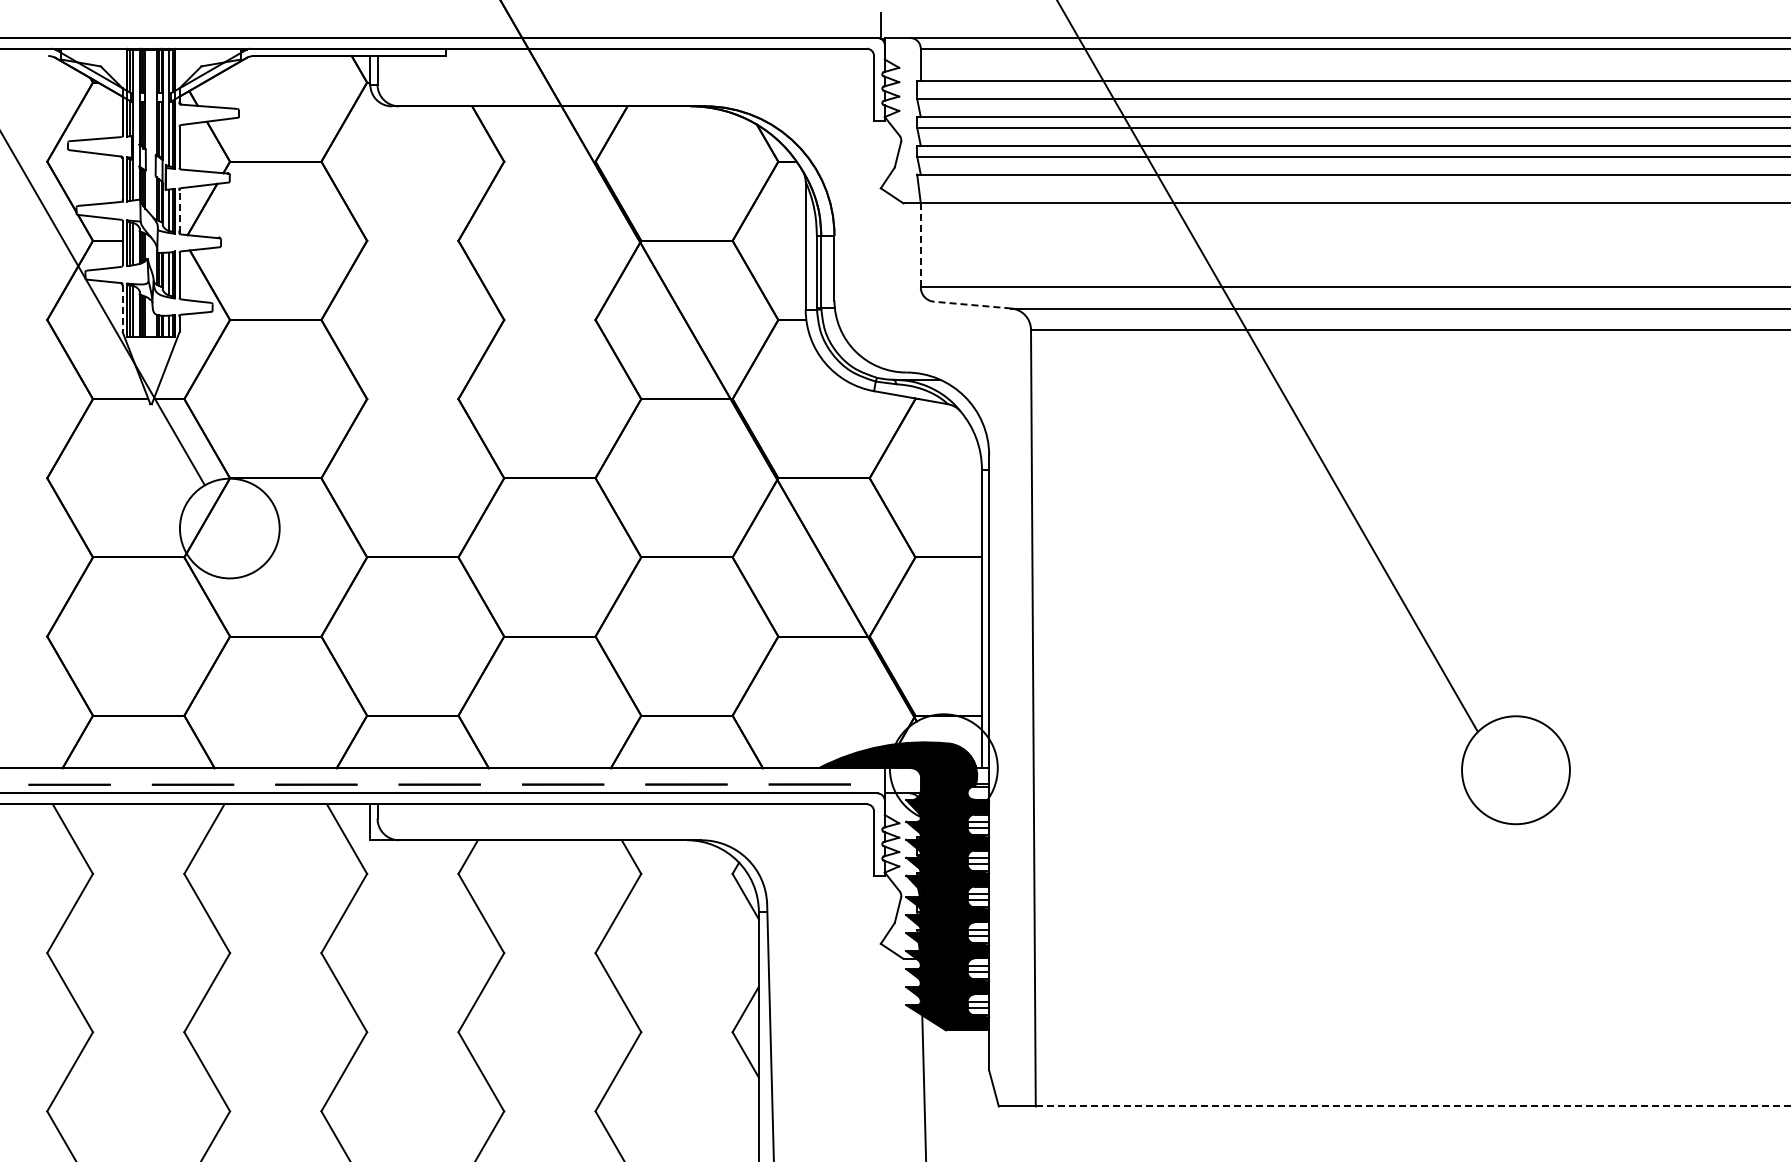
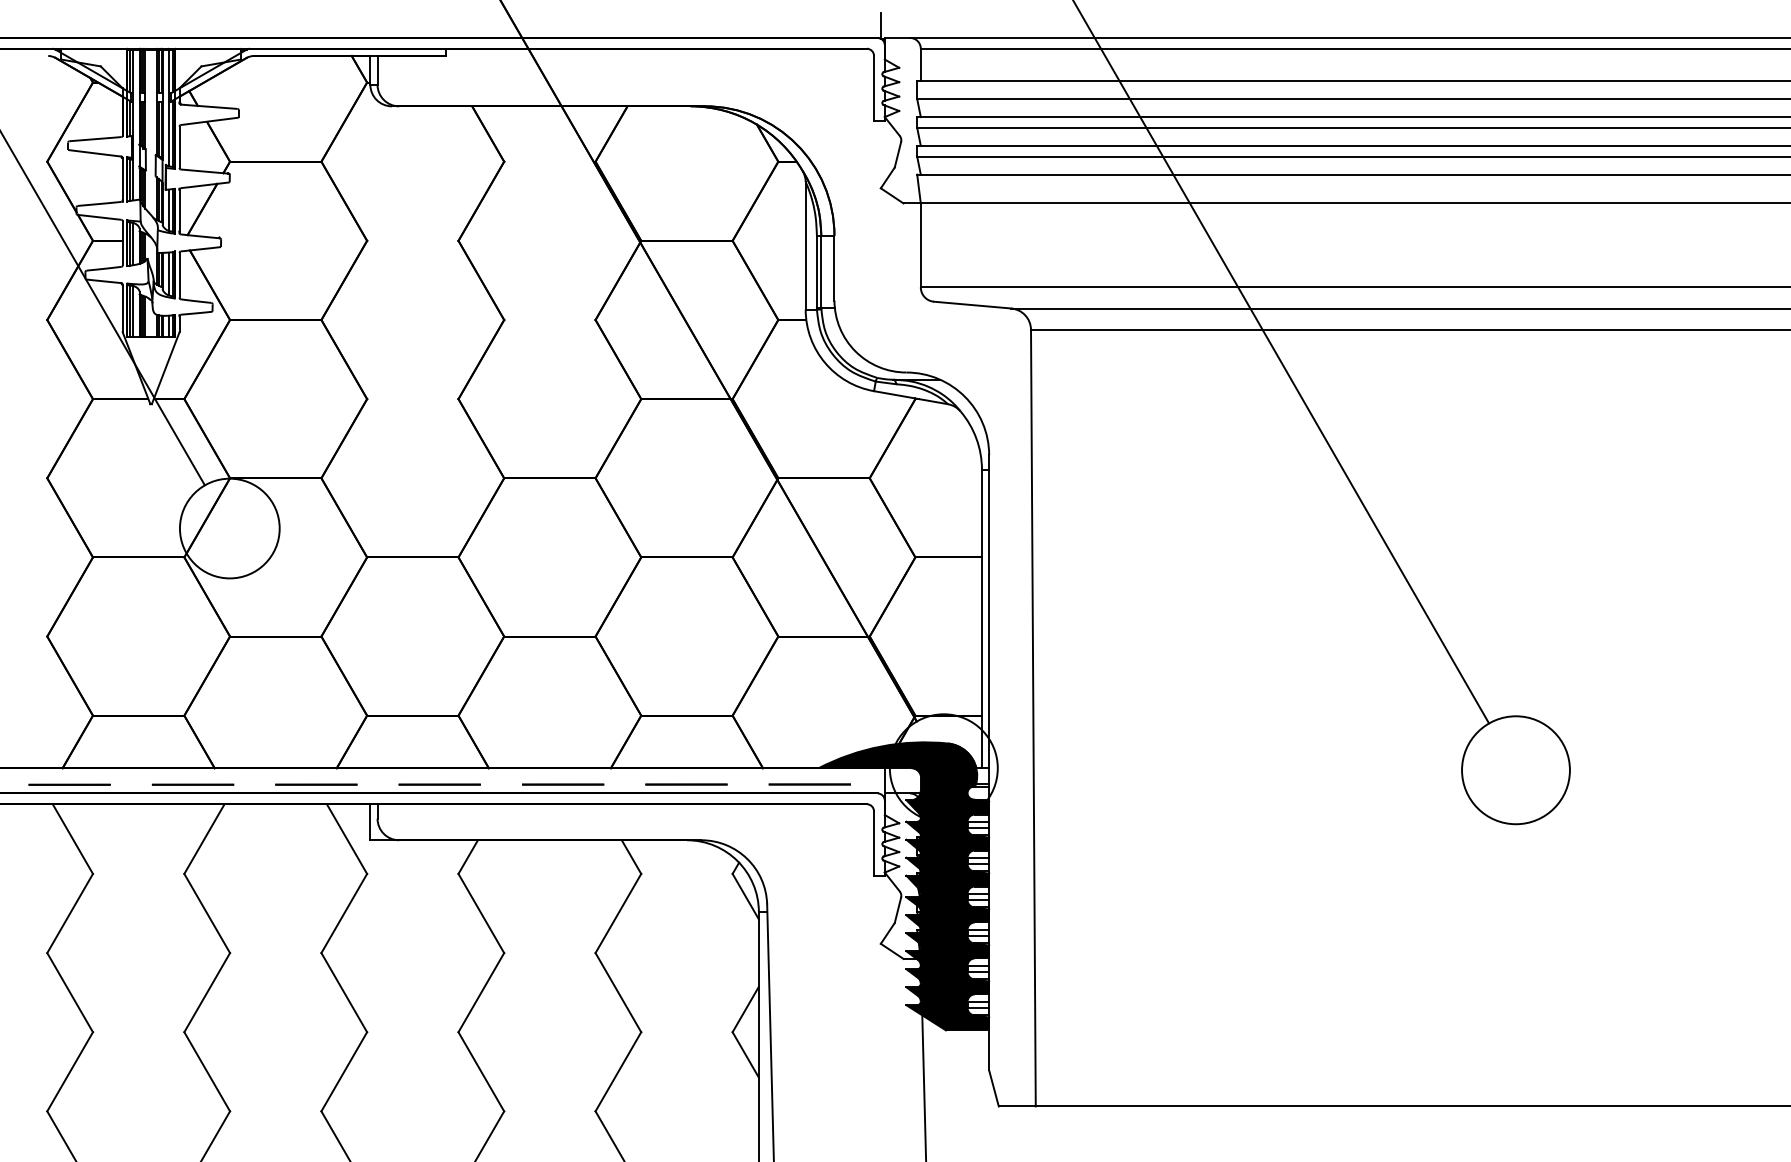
line: dashed -> solid (179, 211)
line: dashed -> solid (920, 245)
line: dashed -> solid (972, 305)
line: dashed -> solid (122, 308)
line position: (1267, 366) -> (1281, 362) (1281, 362)
line: dashed -> solid (1413, 1106)
